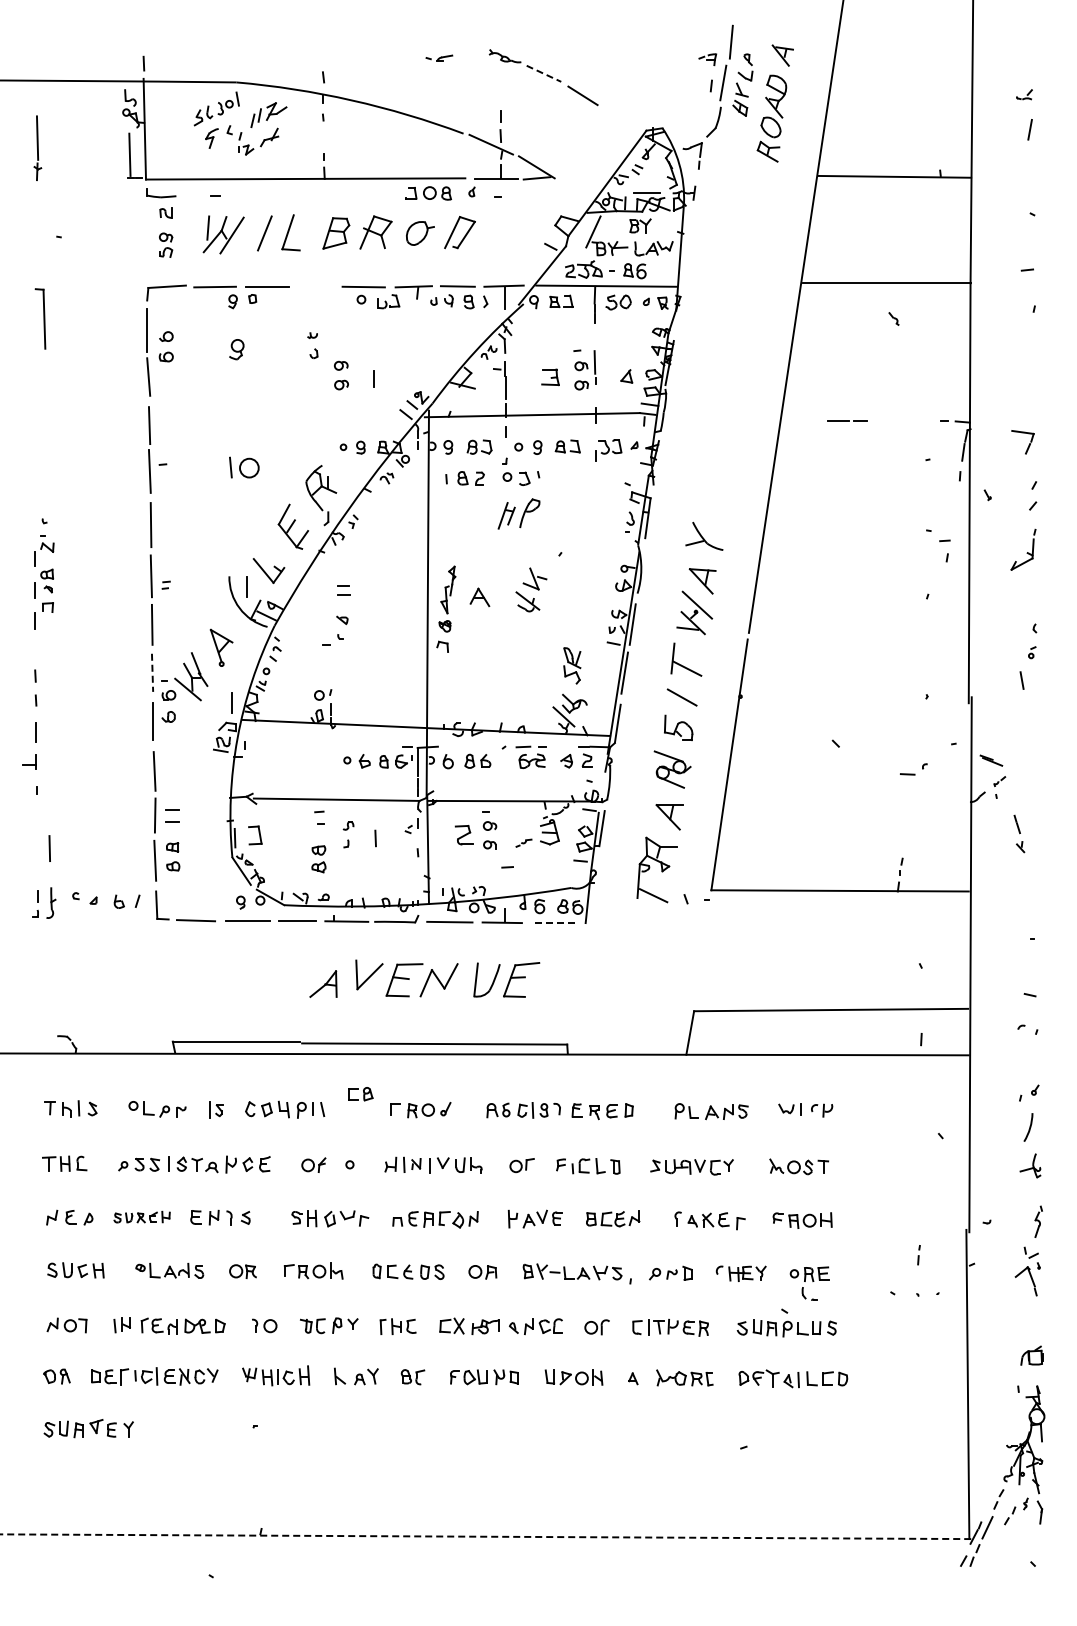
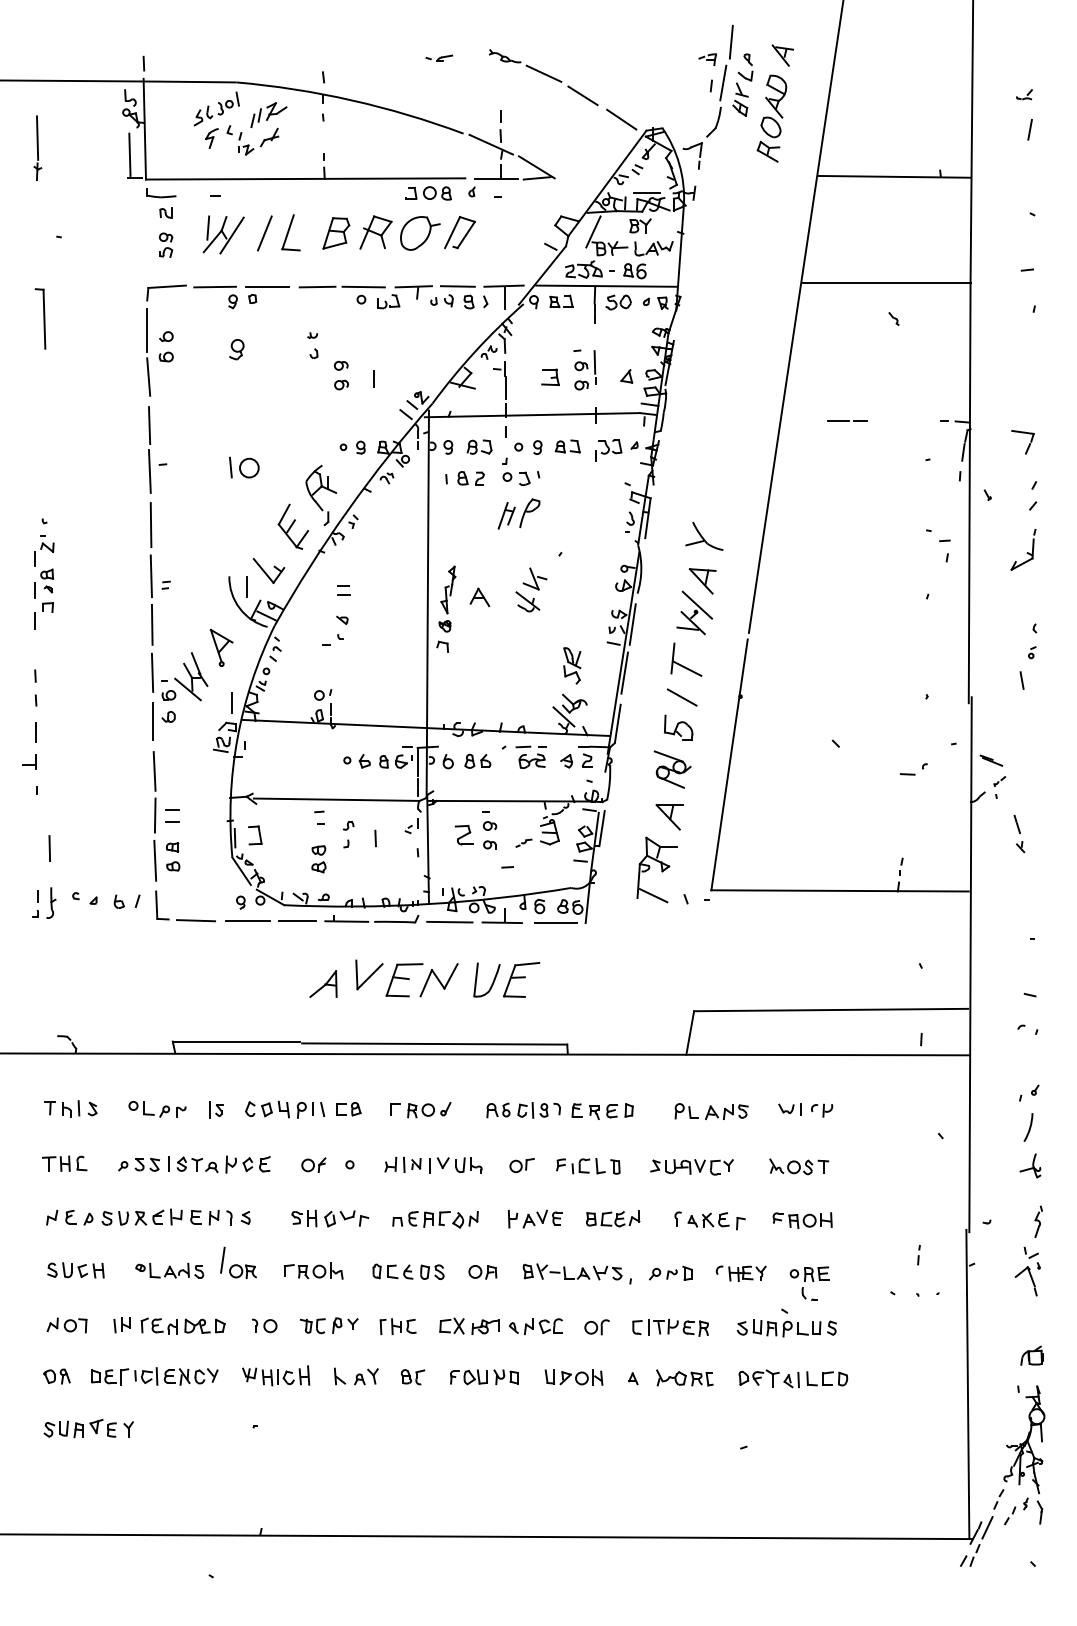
line: dashed -> solid (544, 74)
line: none -> present (621, 119)
part size: 29x25 px -> 41x35 px (420, 233)
line: none -> present (317, 286)
line: dashed -> solid (152, 673)
line: dashed -> solid (556, 923)
part position: (360, 1094) -> (348, 1109) (348, 1109)
part size: 58x14 px -> 82x18 px (141, 1216)
line: none -> present (222, 1259)
line: dashed -> solid (486, 1536)
